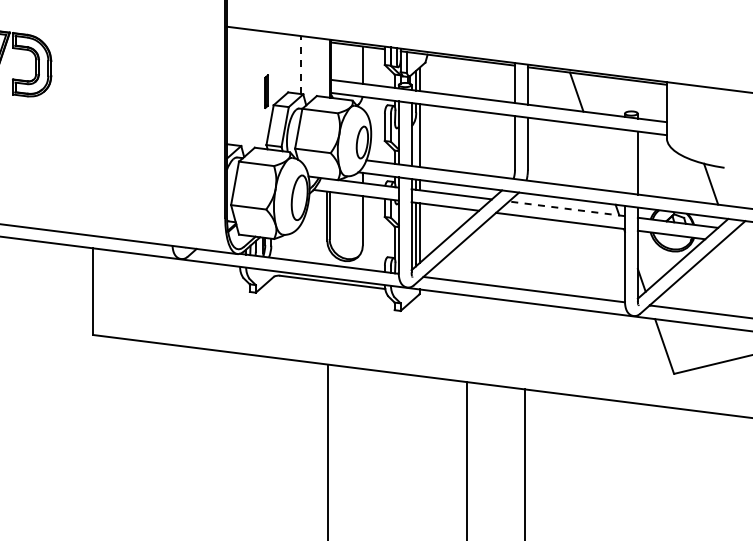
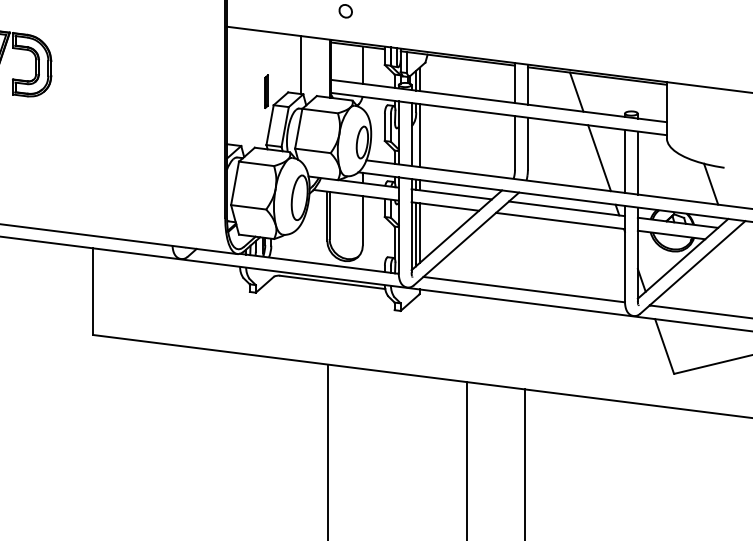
part: none -> present (345, 11)
line: dashed -> solid (300, 65)
line: none -> present (599, 158)
line: none -> present (624, 160)
line: dashed -> solid (566, 208)
